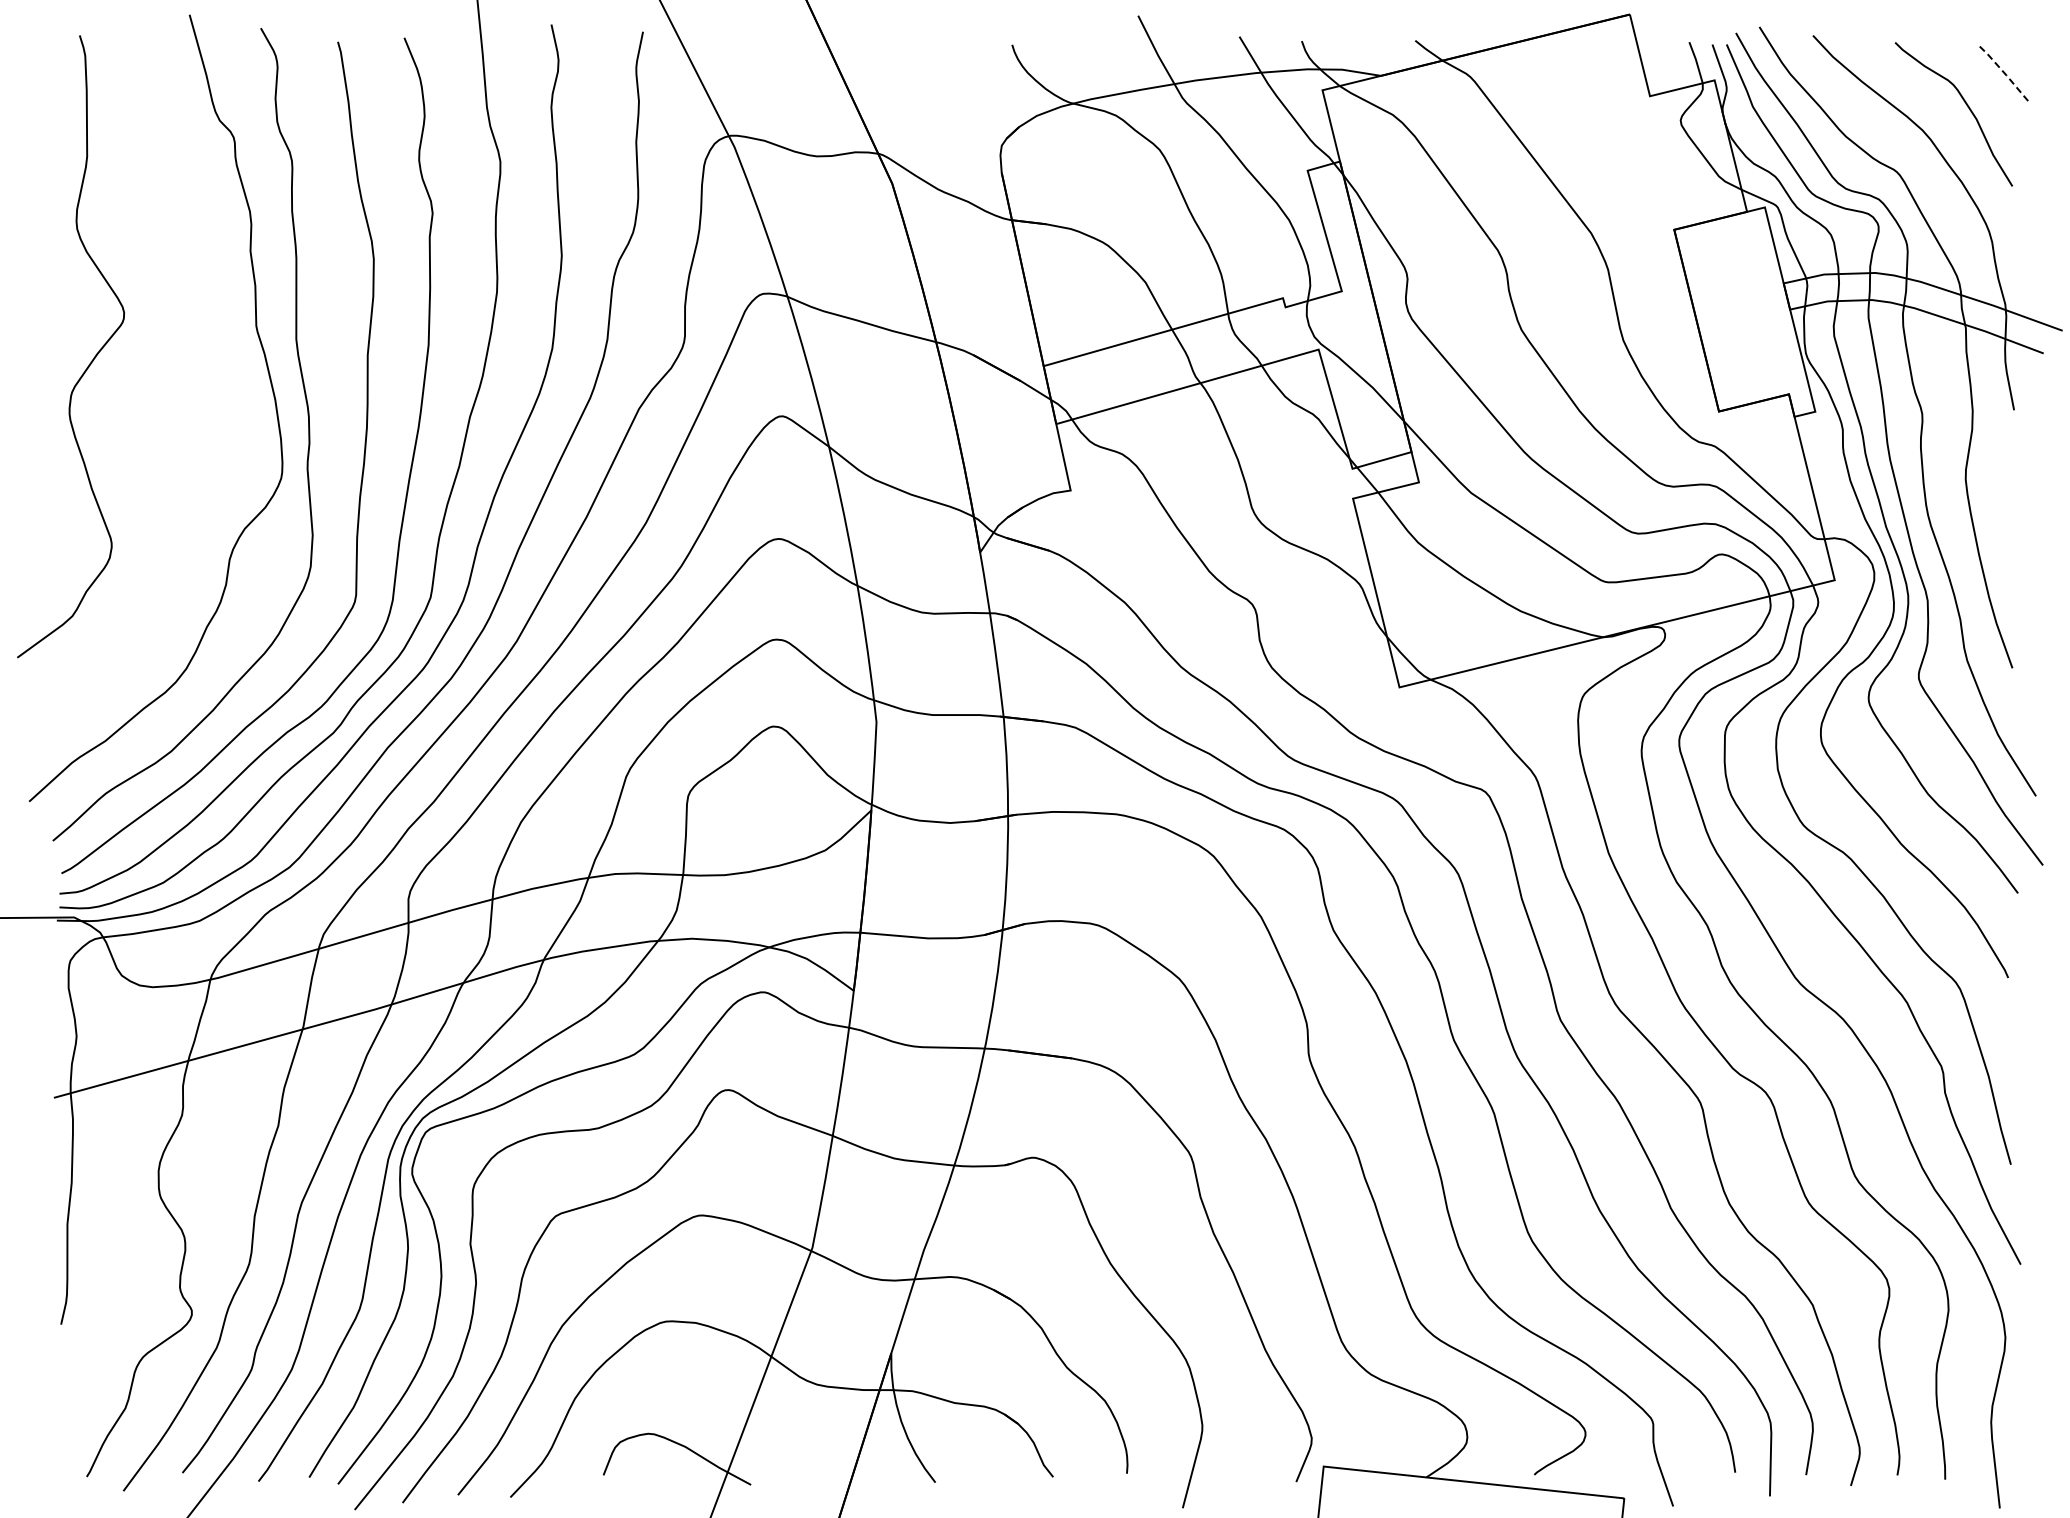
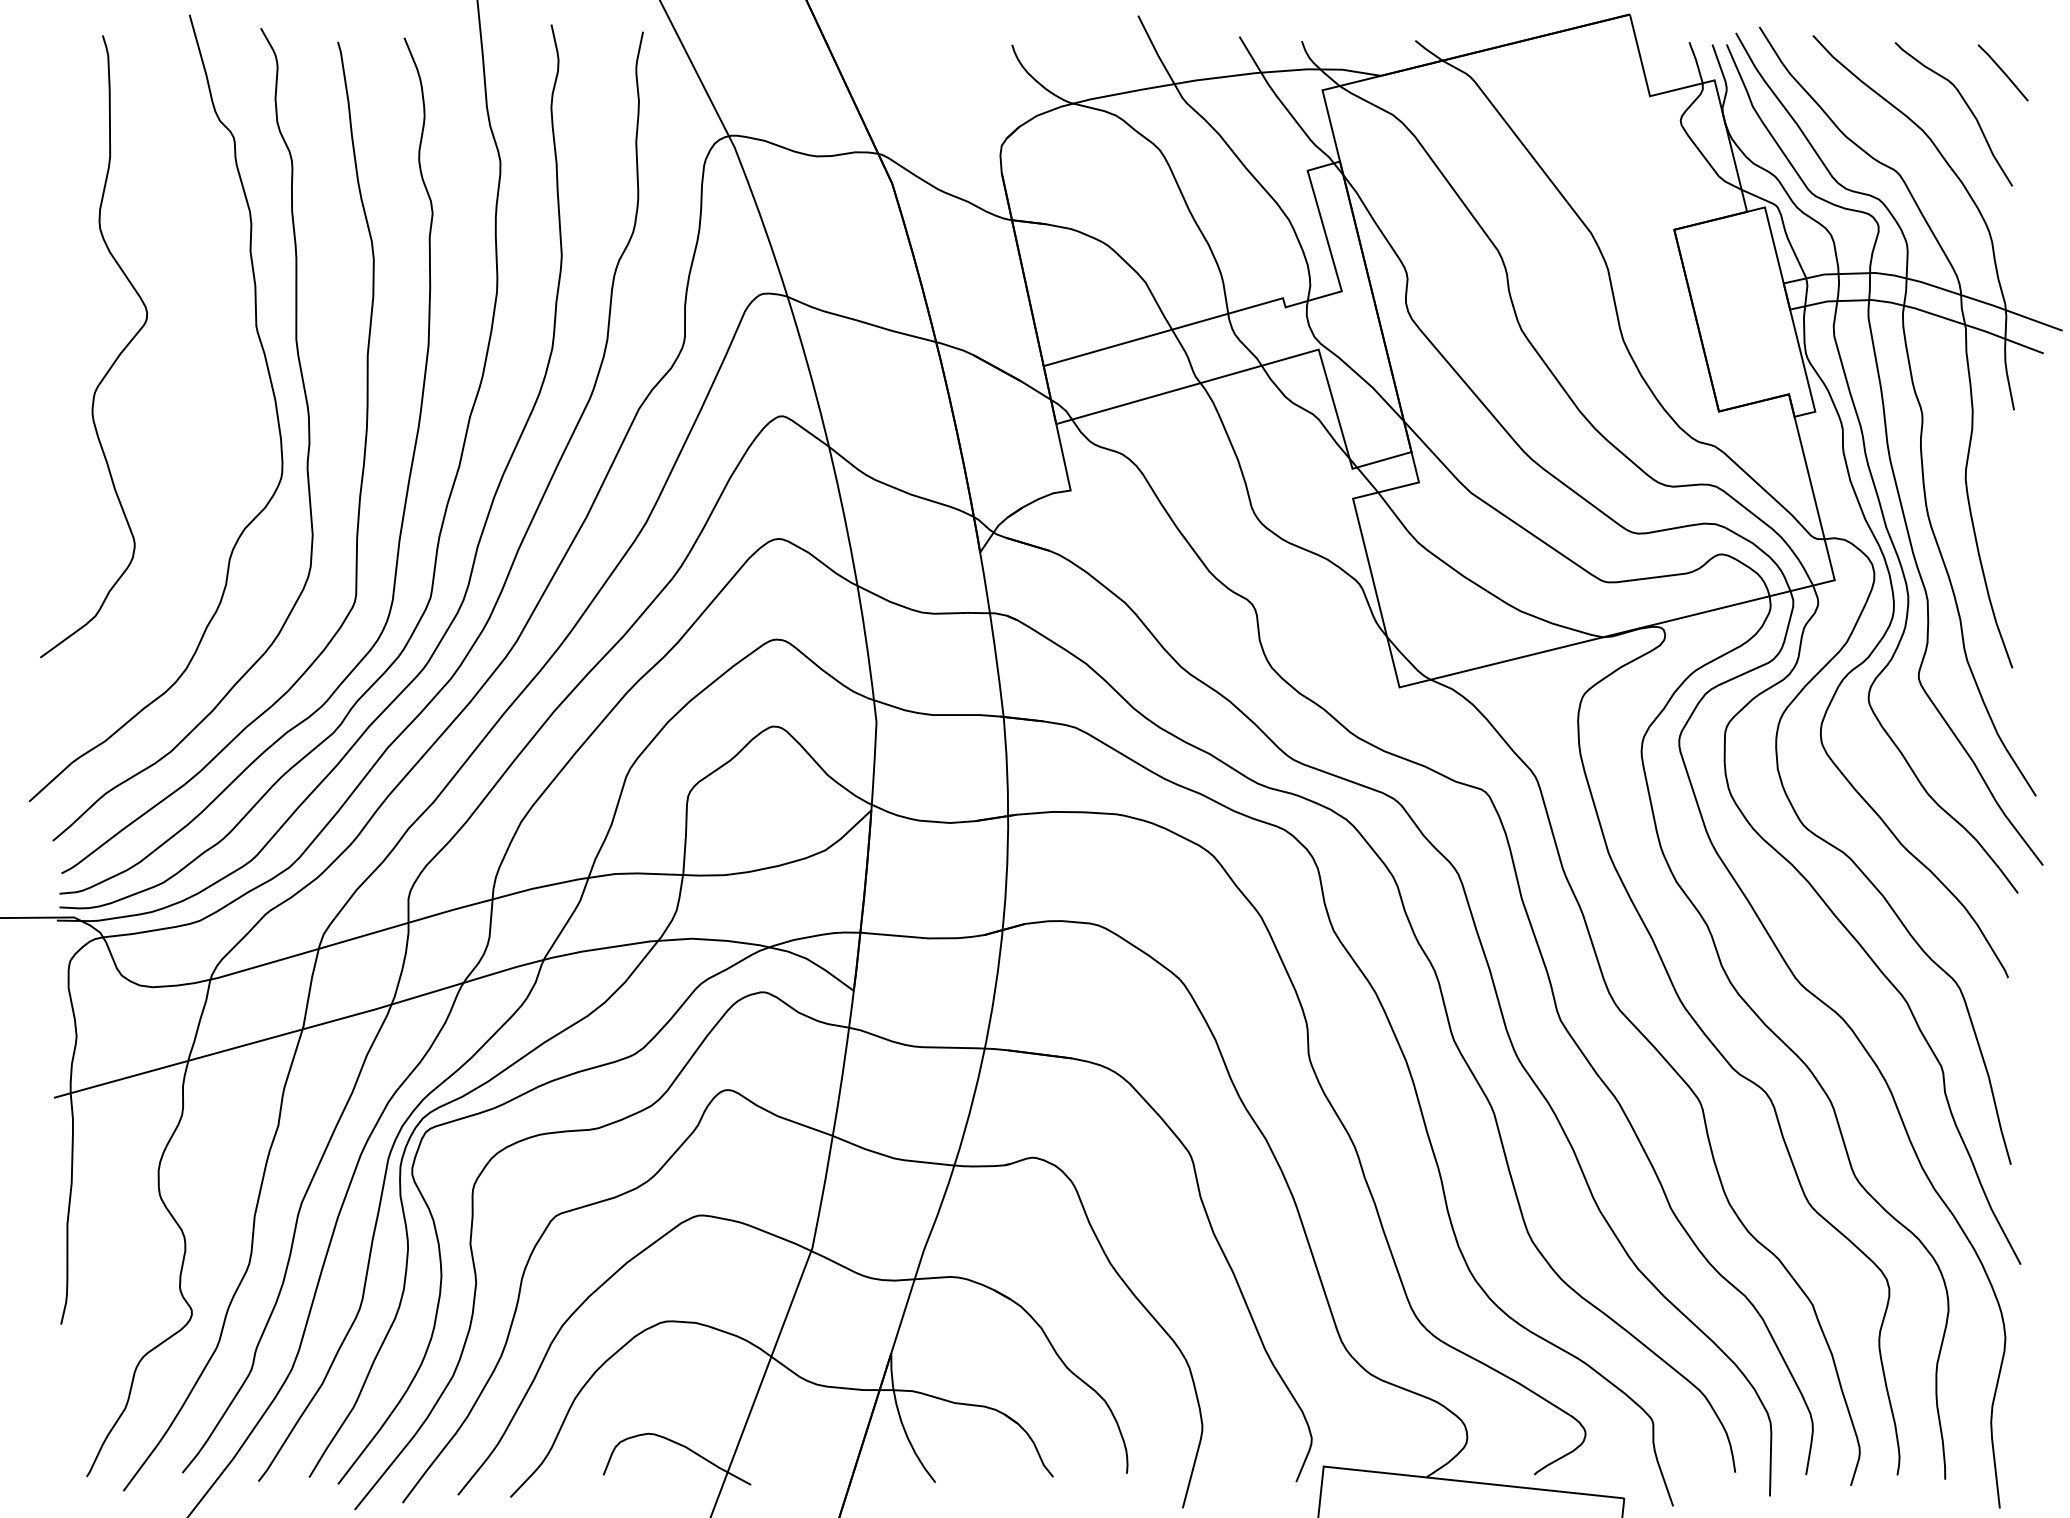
line: dashed -> solid (2003, 72)
curve position: (91, 360) -> (114, 360) (114, 360)
